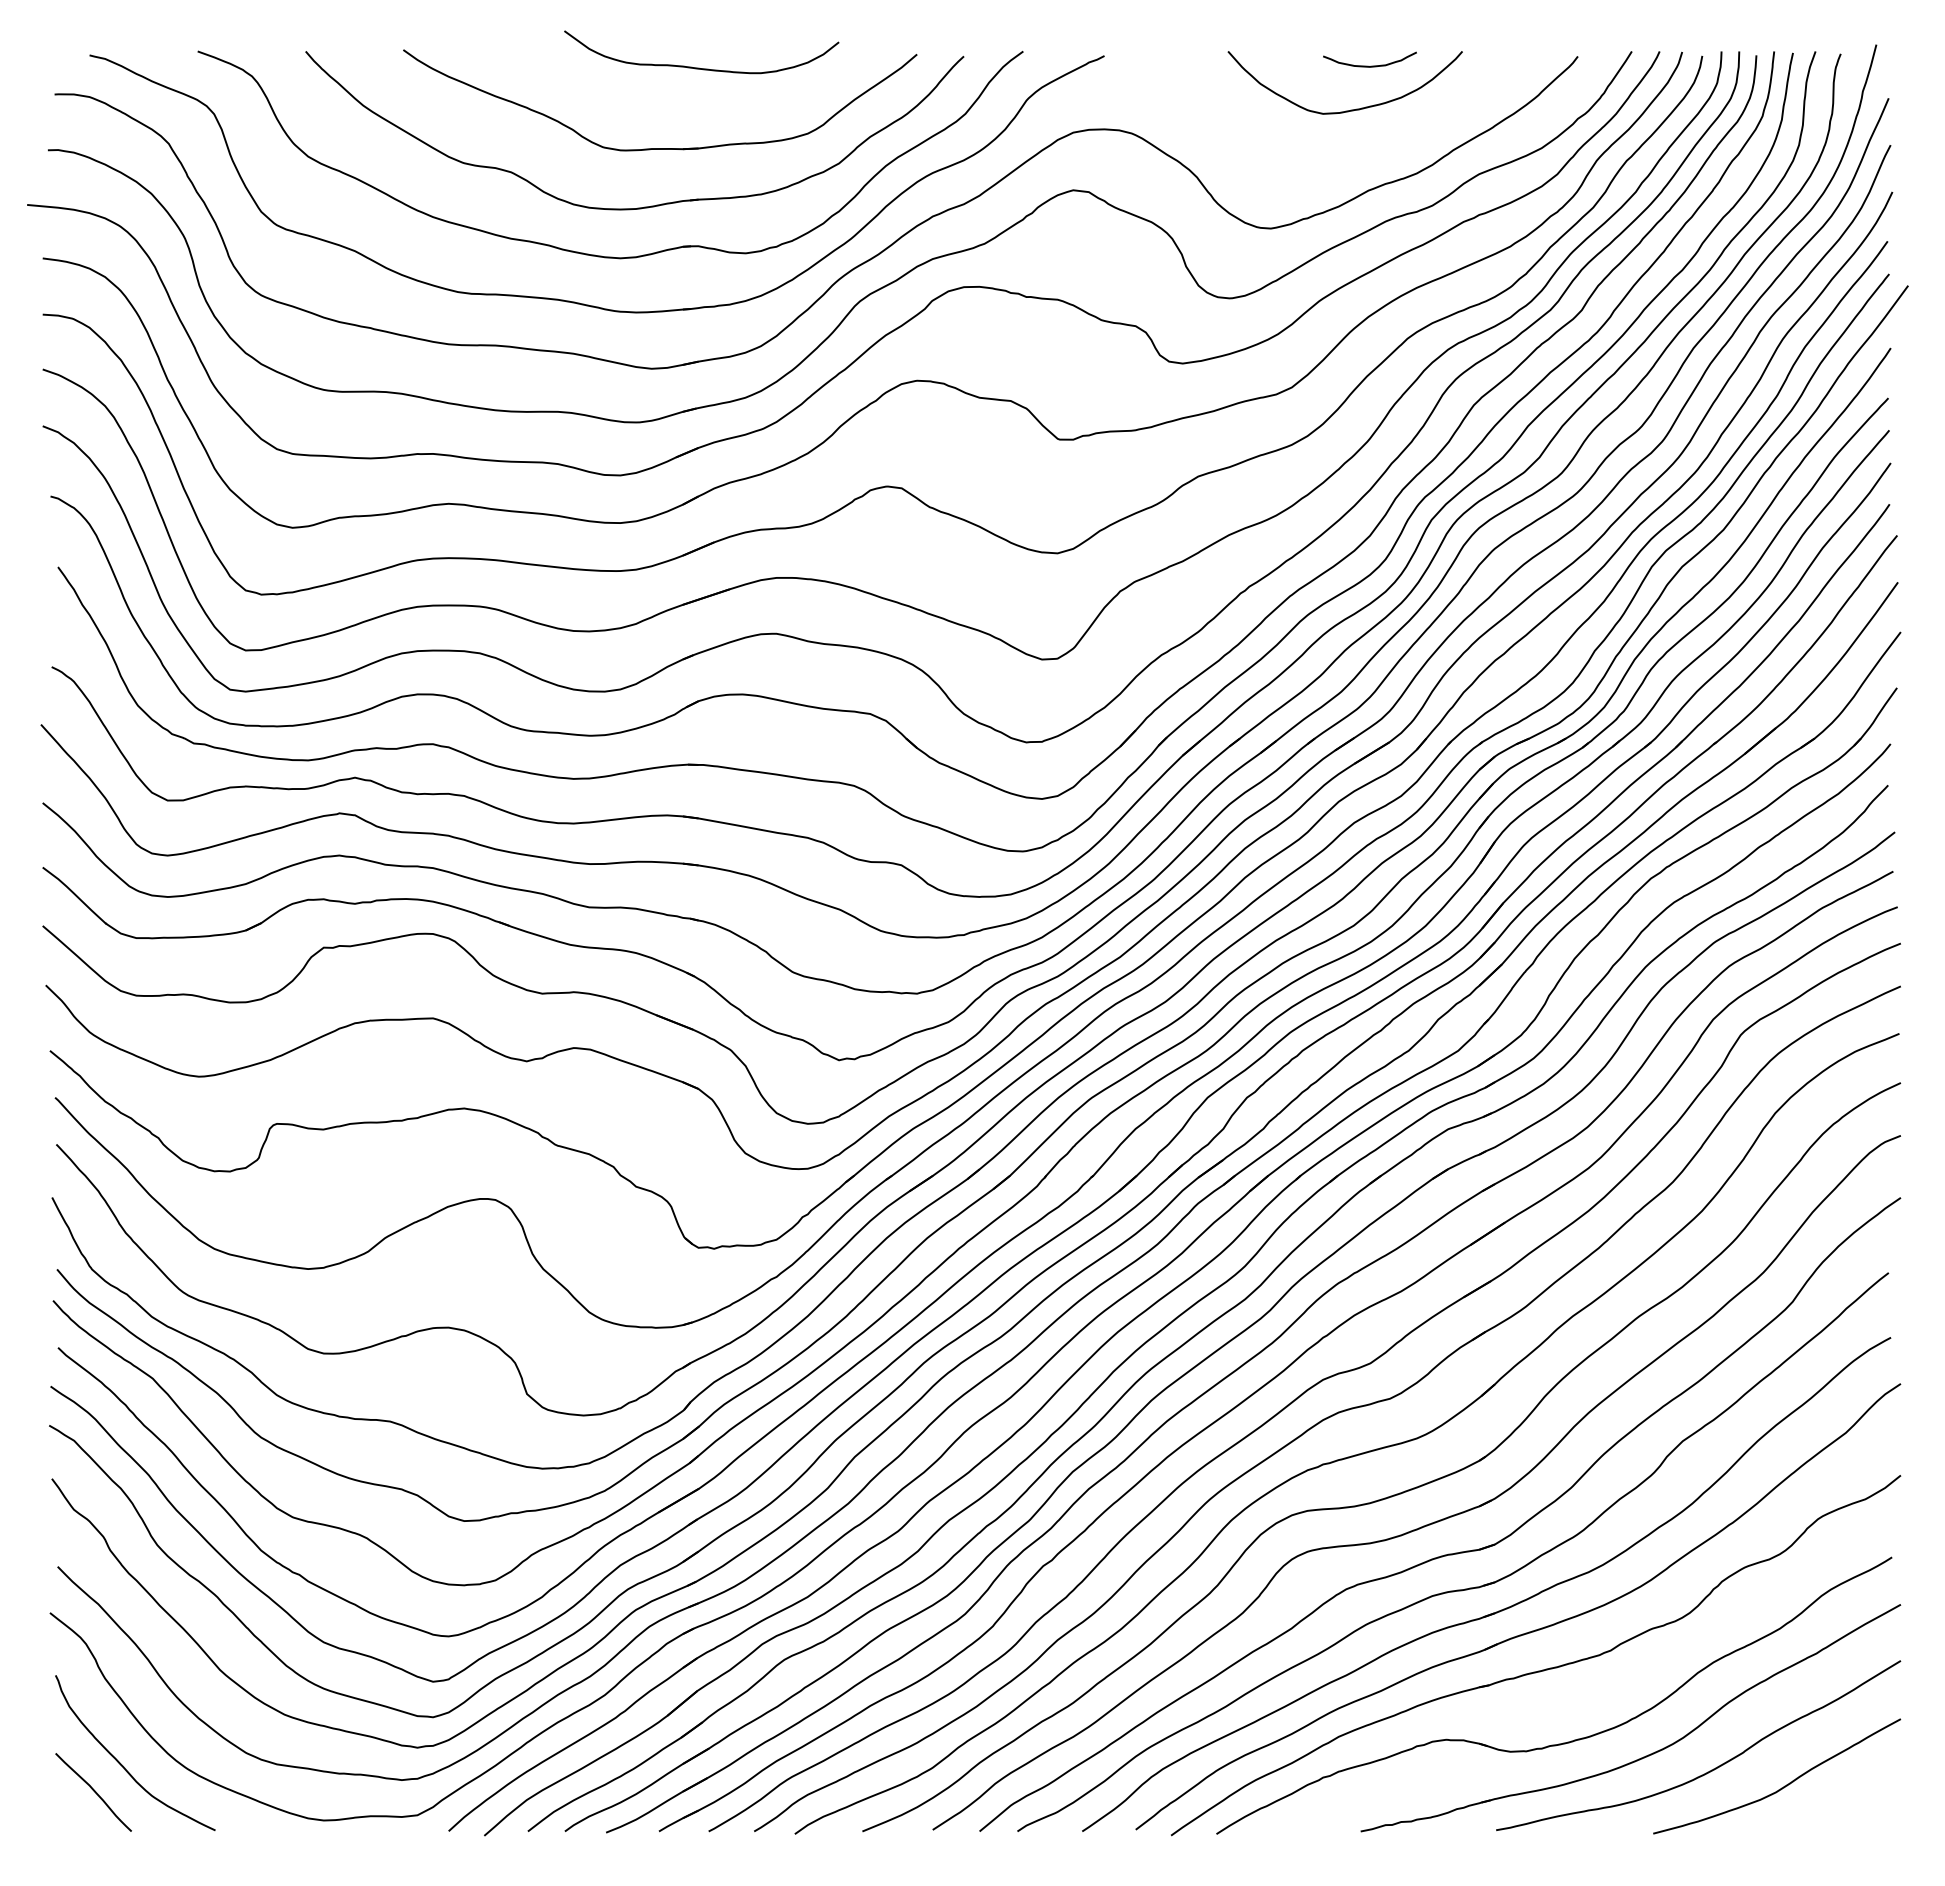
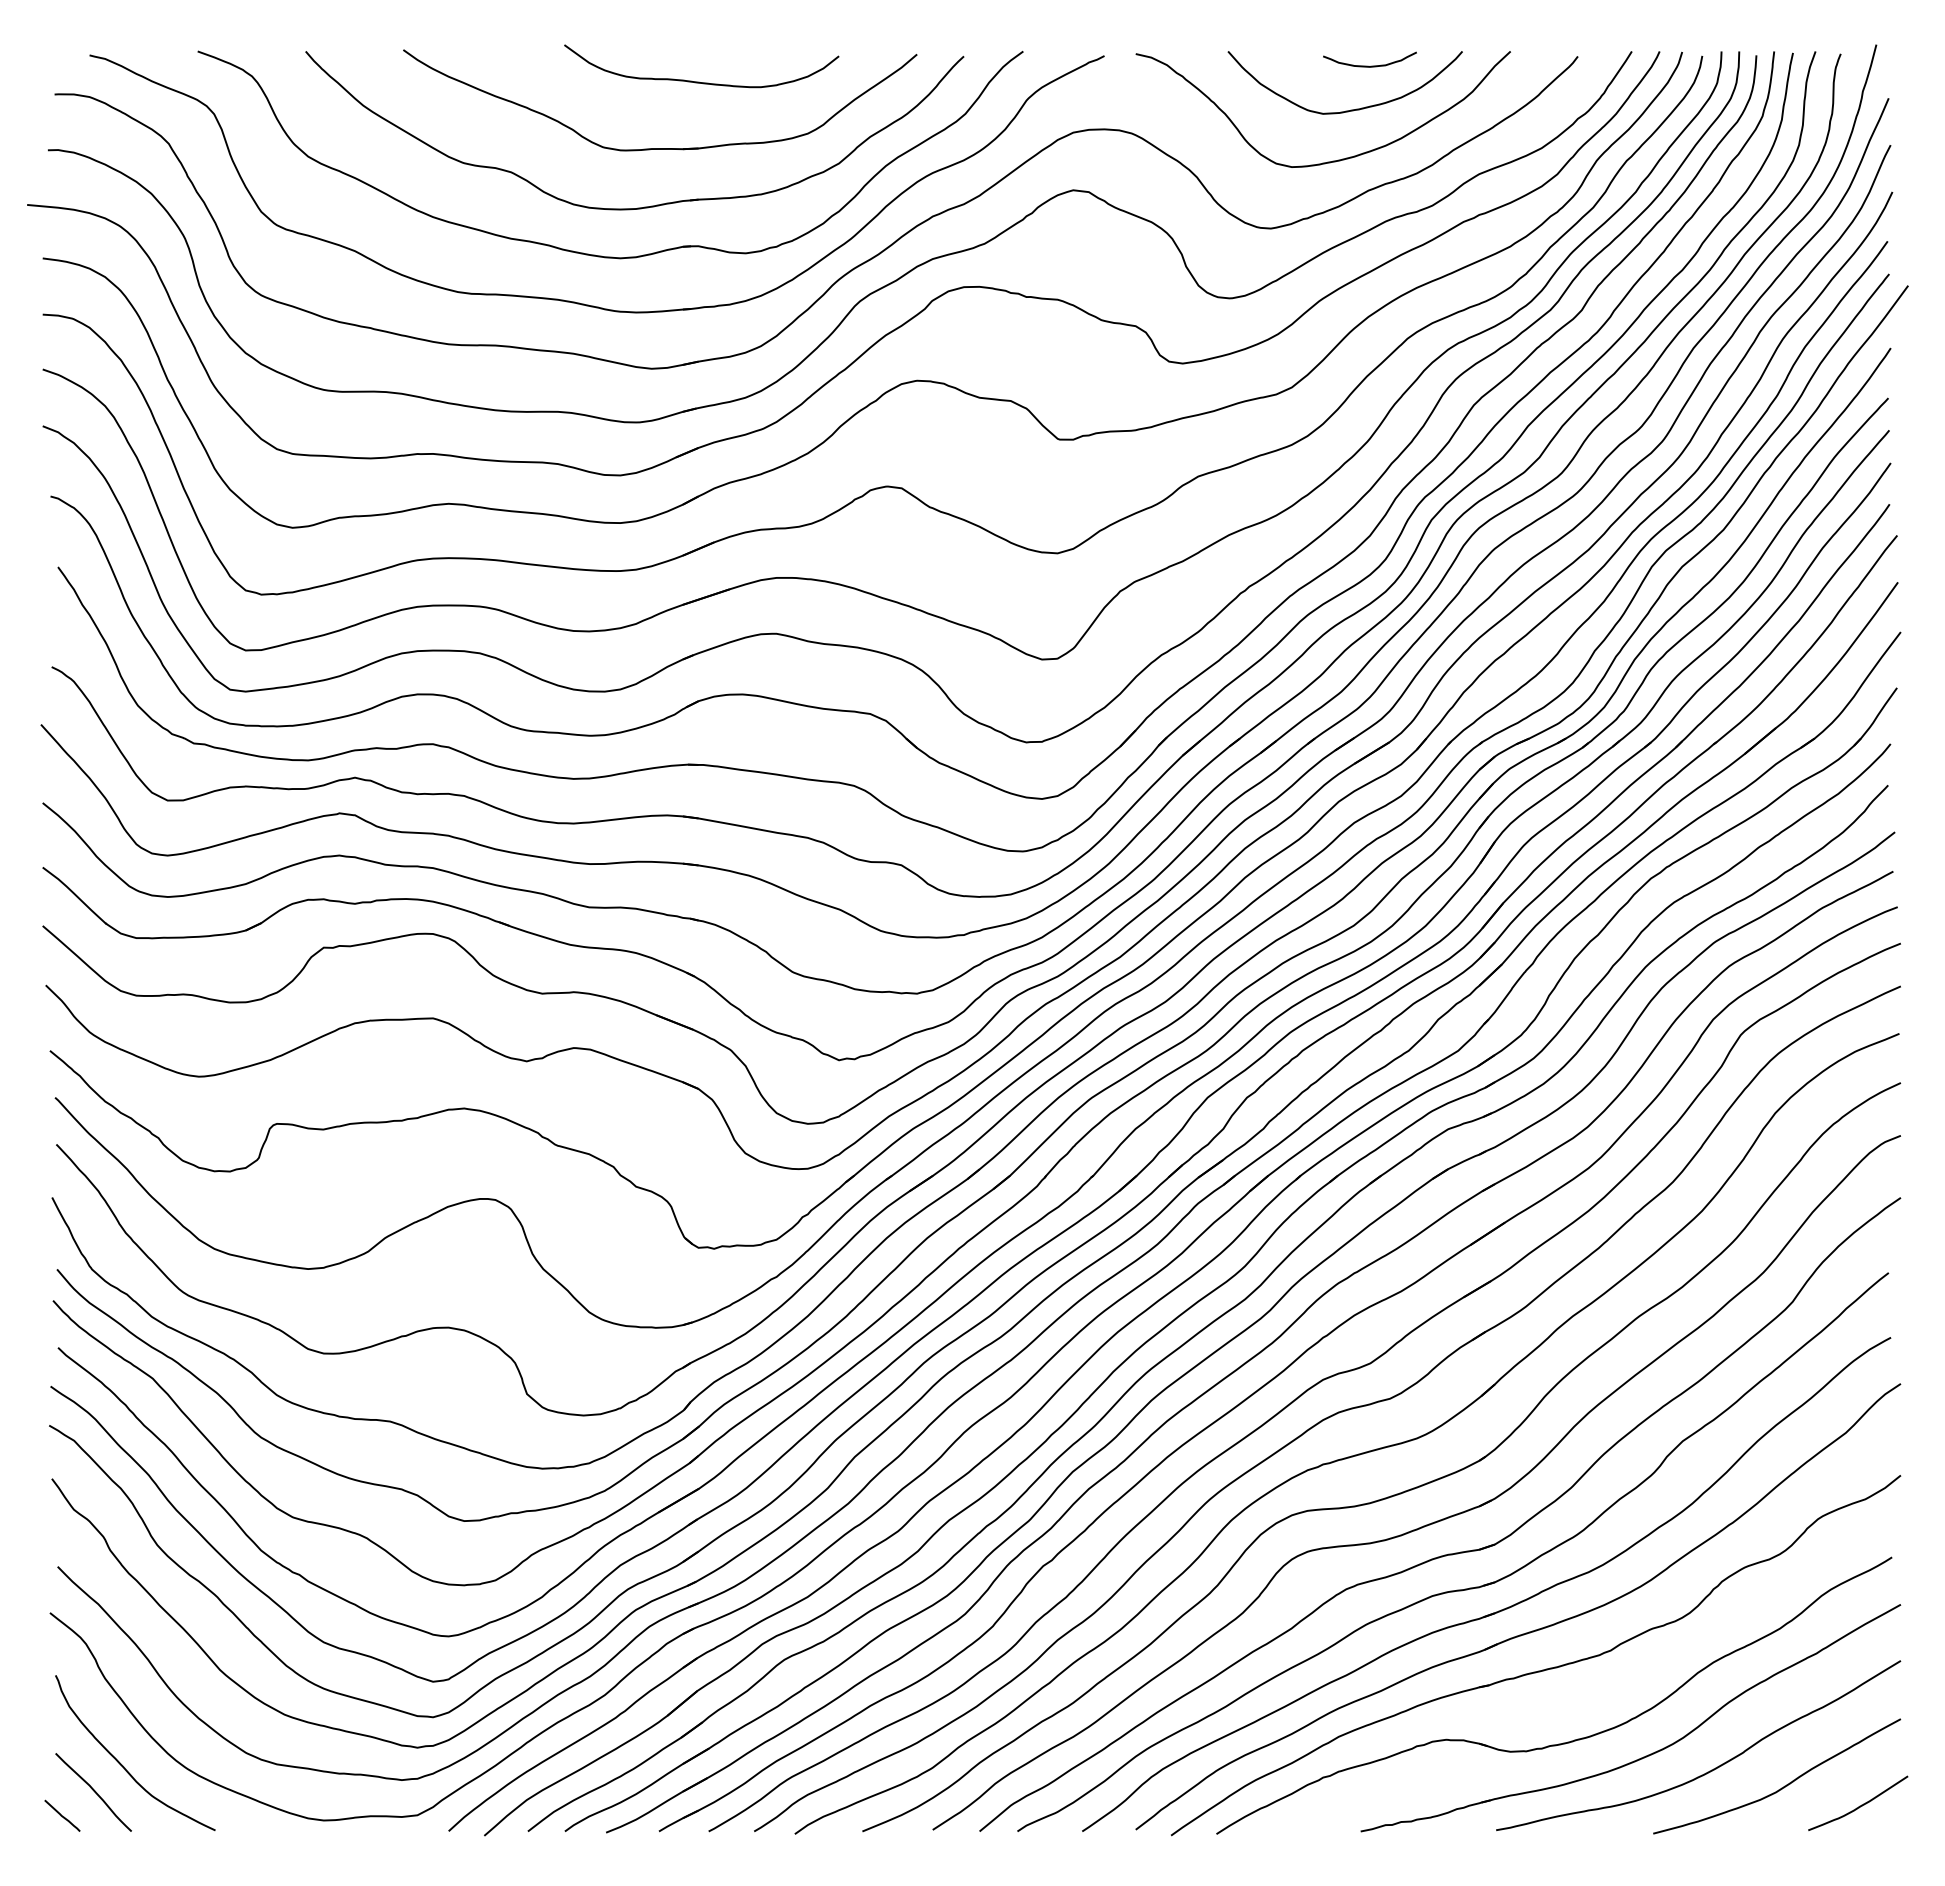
curve position: (699, 67) -> (699, 81) (699, 81)
curve: none -> present (1332, 160)
curve: none -> present (1859, 1805)
line: none -> present (62, 1815)
